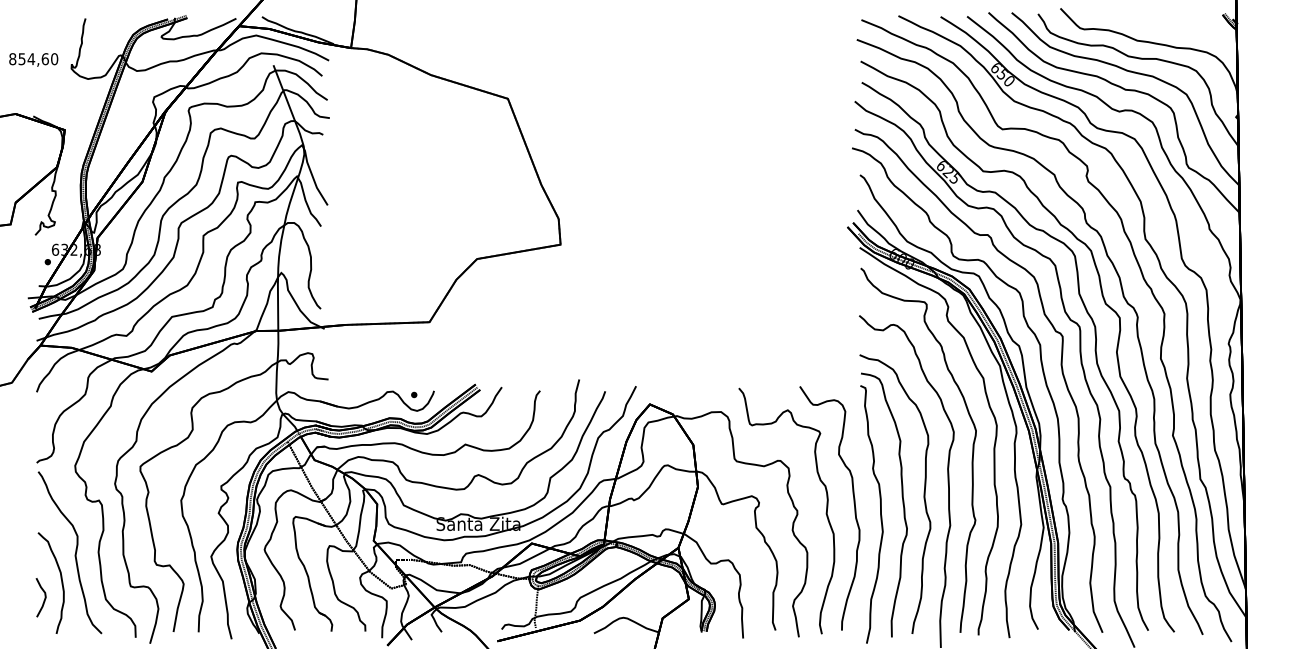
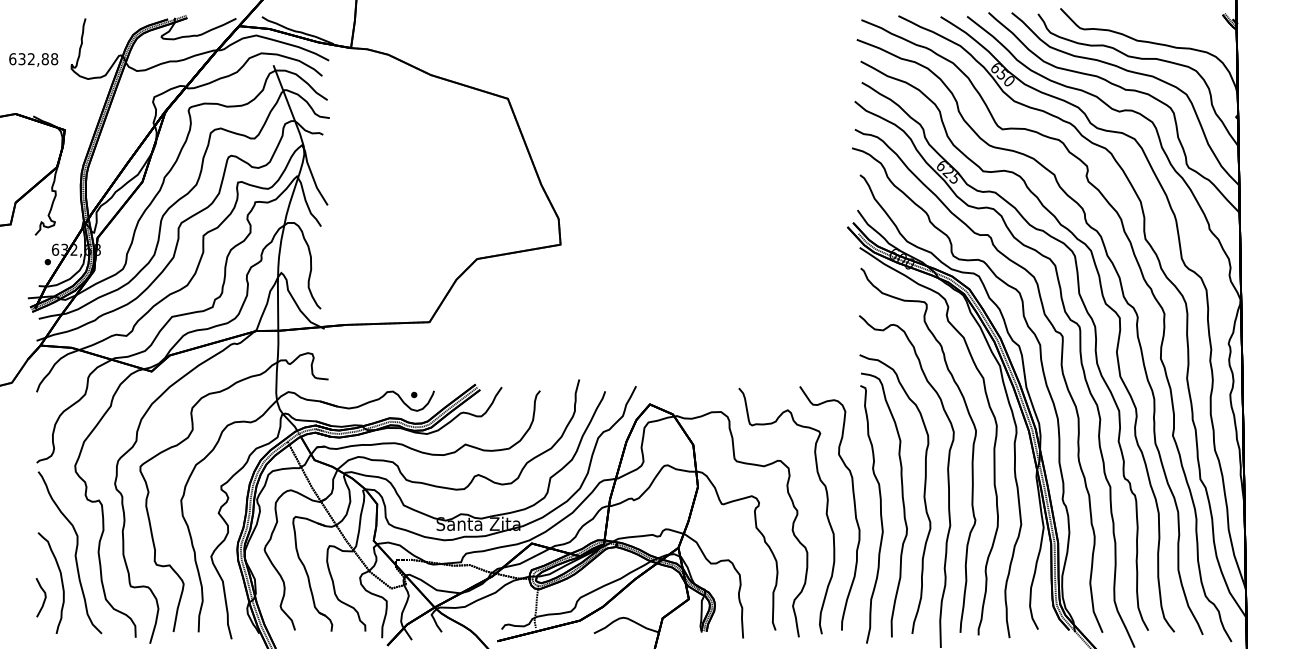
text: 854,60 -> 632,88 (33, 59)
